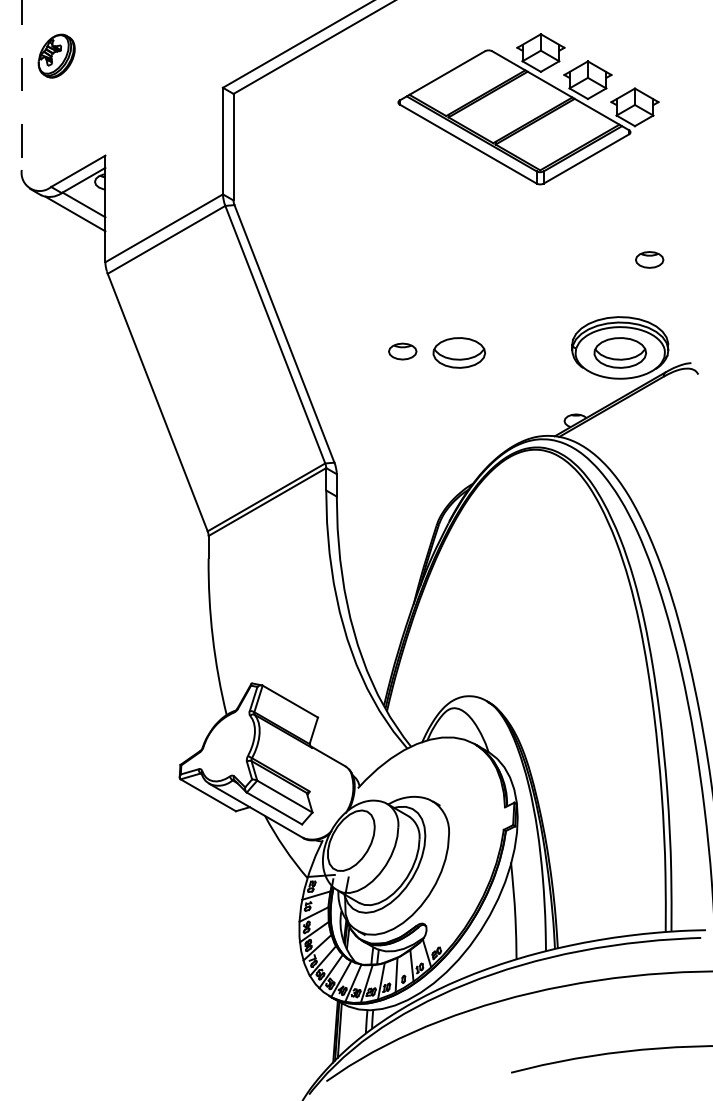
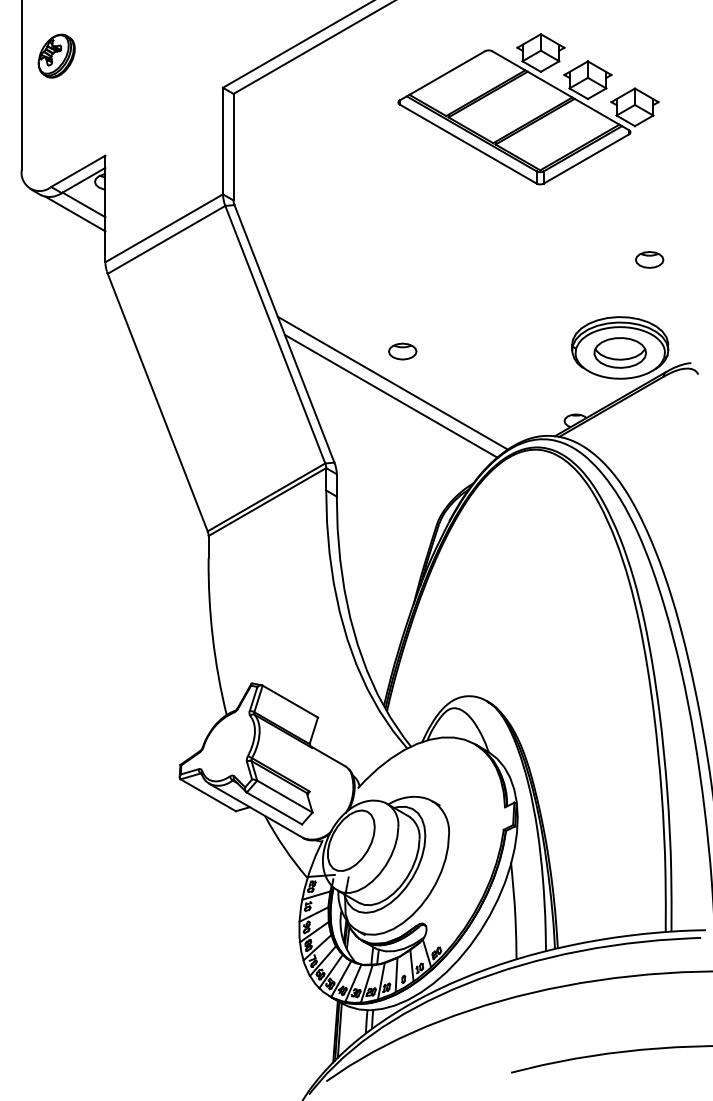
line: dashed -> solid (21, 85)
part: present -> none (459, 352)
line: none -> present (392, 382)
line: none -> present (390, 395)
